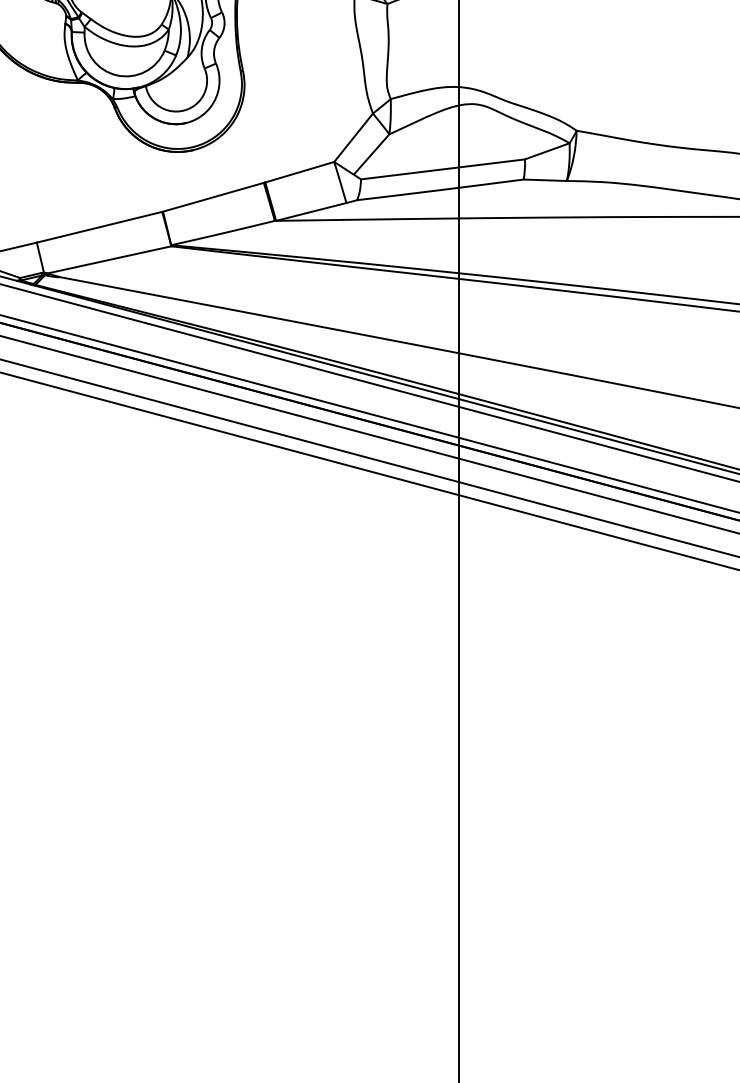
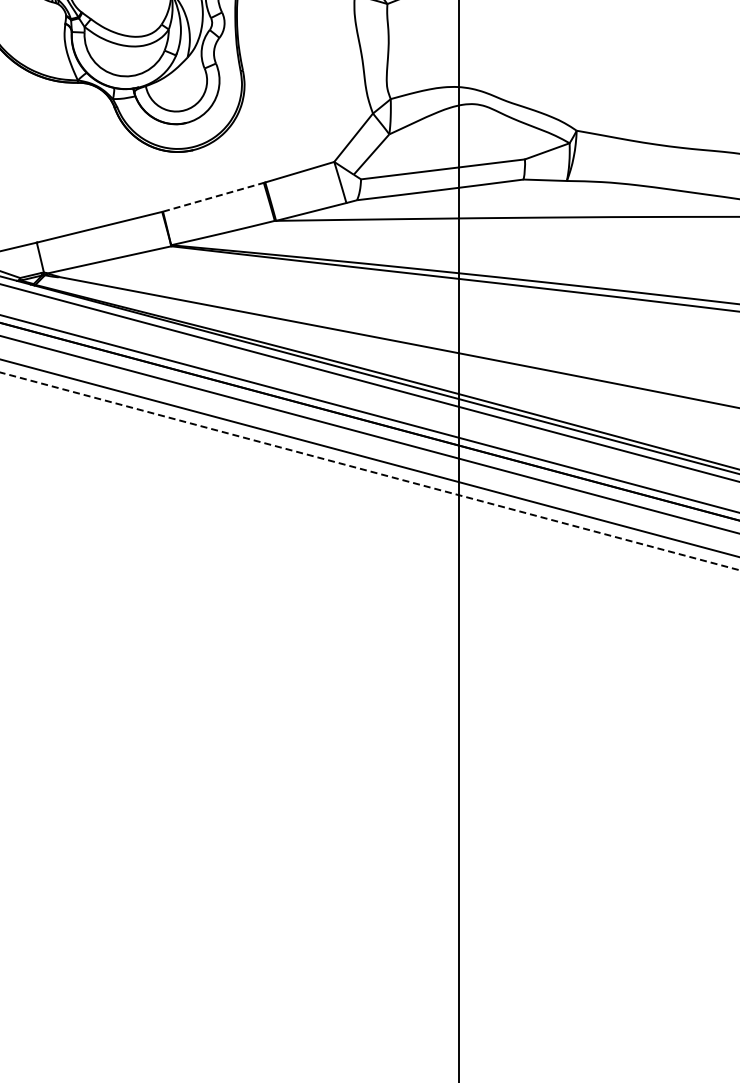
line: solid -> dashed (213, 197)
line: solid -> dashed (369, 471)
